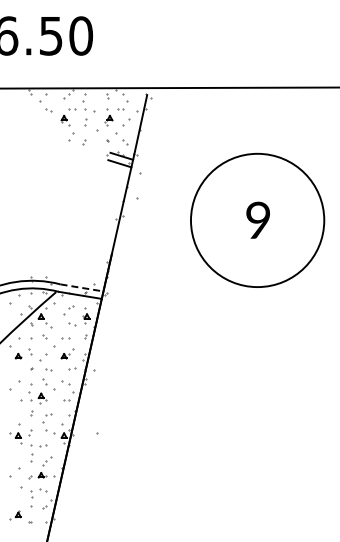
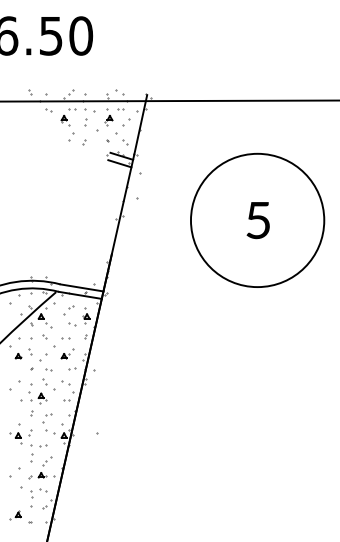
line position: (169, 87) -> (169, 100) (169, 100)
text: 9 -> 5 (257, 220)
line: dashed -> solid (82, 287)
